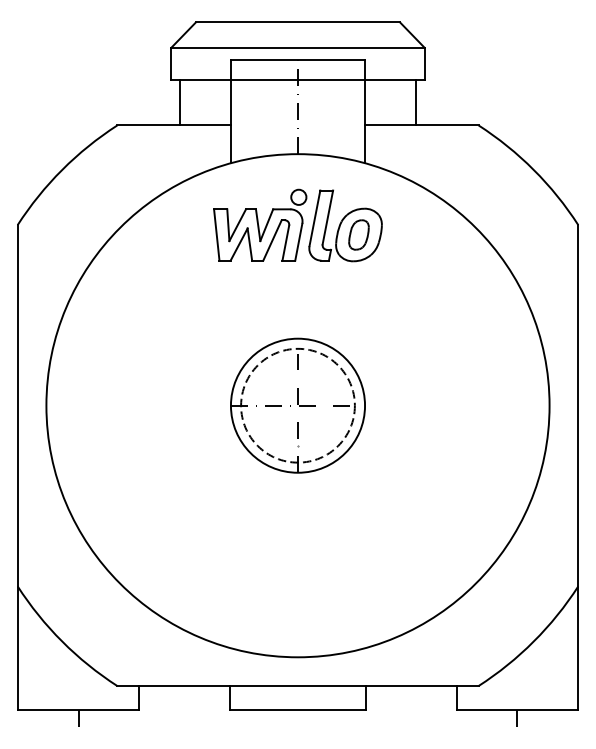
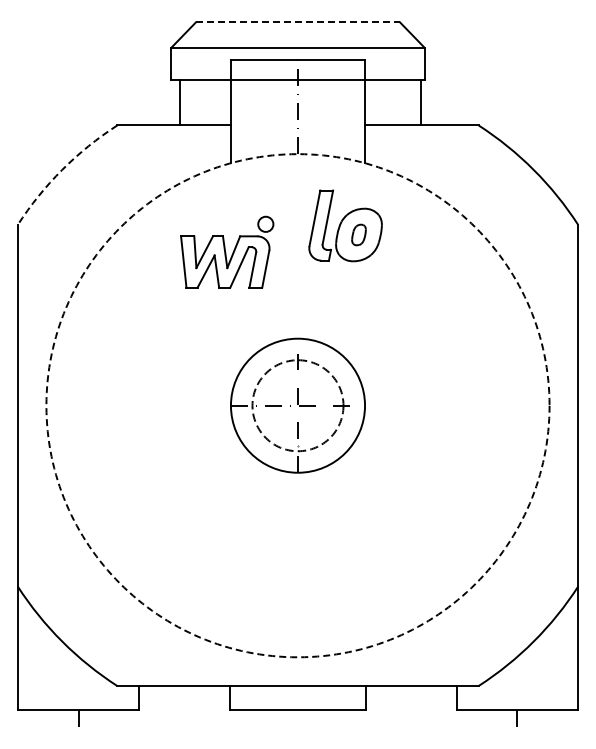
line: solid -> dashed (298, 22)
line position: (416, 102) -> (421, 102) (421, 102)
arc: solid -> dashed (62, 169)
part position: (260, 224) -> (227, 251) (227, 251)
part size: 22x32 px -> 16x24 px (358, 234)
circle diameter: 114 px -> 91 px (297, 405)
circle: solid -> dashed (297, 405)
